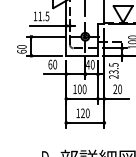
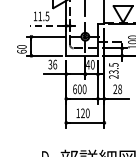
line: solid -> dashed (47, 25)
text: 60 -> 36 (52, 64)
text: 100 -> 600 (74, 88)
text: 20 -> 28 (120, 89)
